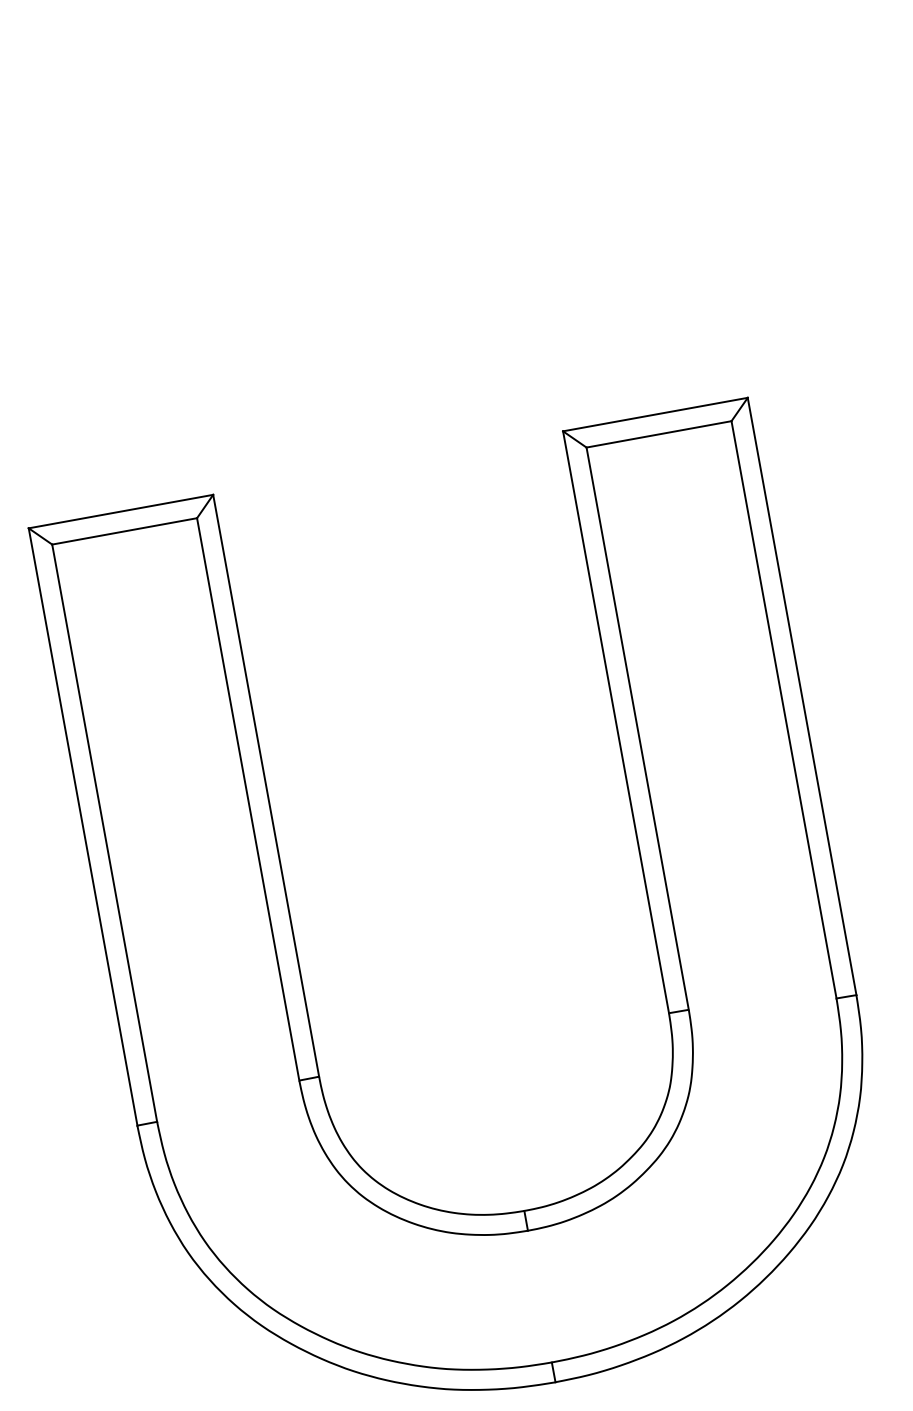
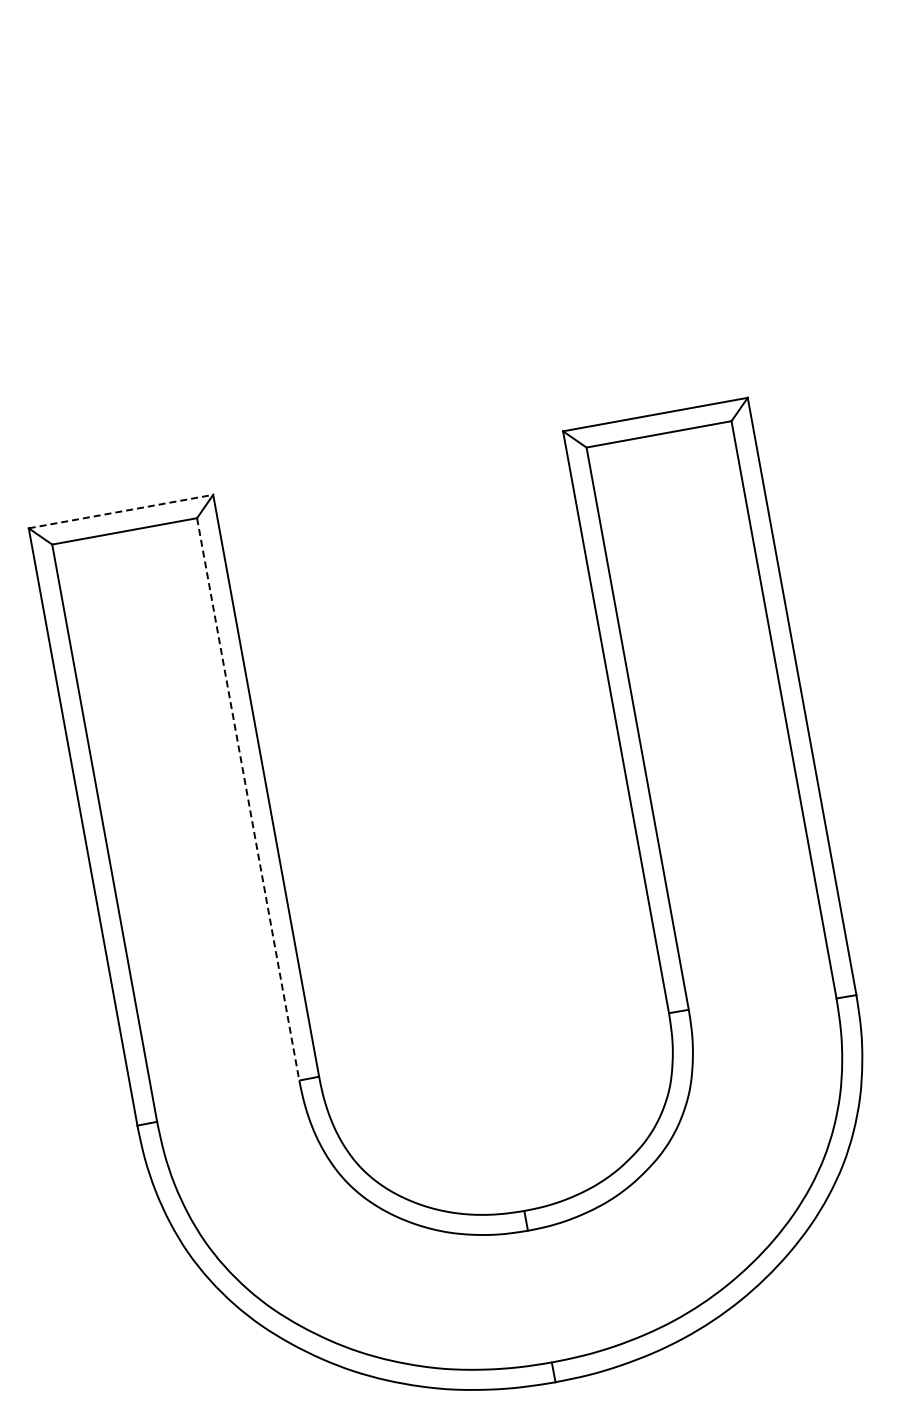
line: solid -> dashed (120, 511)
line: solid -> dashed (248, 799)
